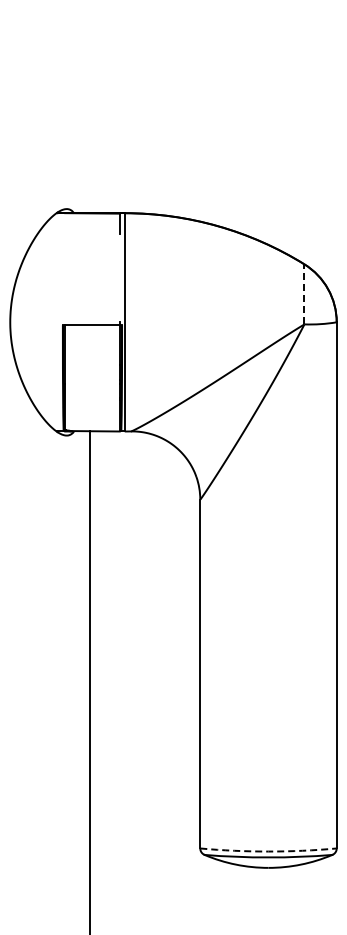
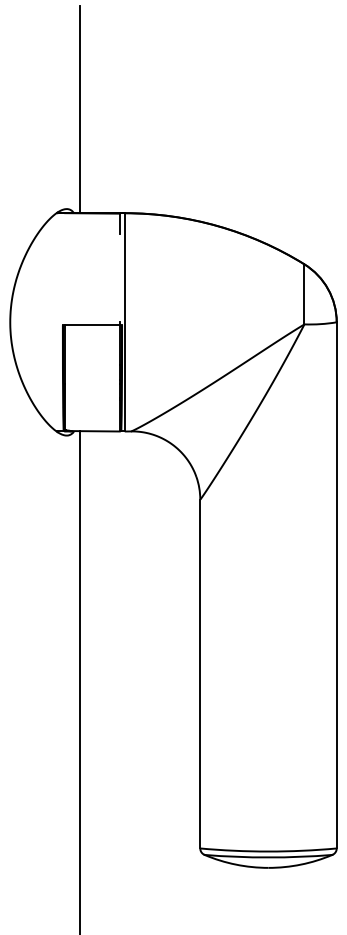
line: none -> present (80, 109)
line: dashed -> solid (304, 293)
line position: (90, 681) -> (80, 681) (80, 681)
arc: dashed -> solid (268, 851)
